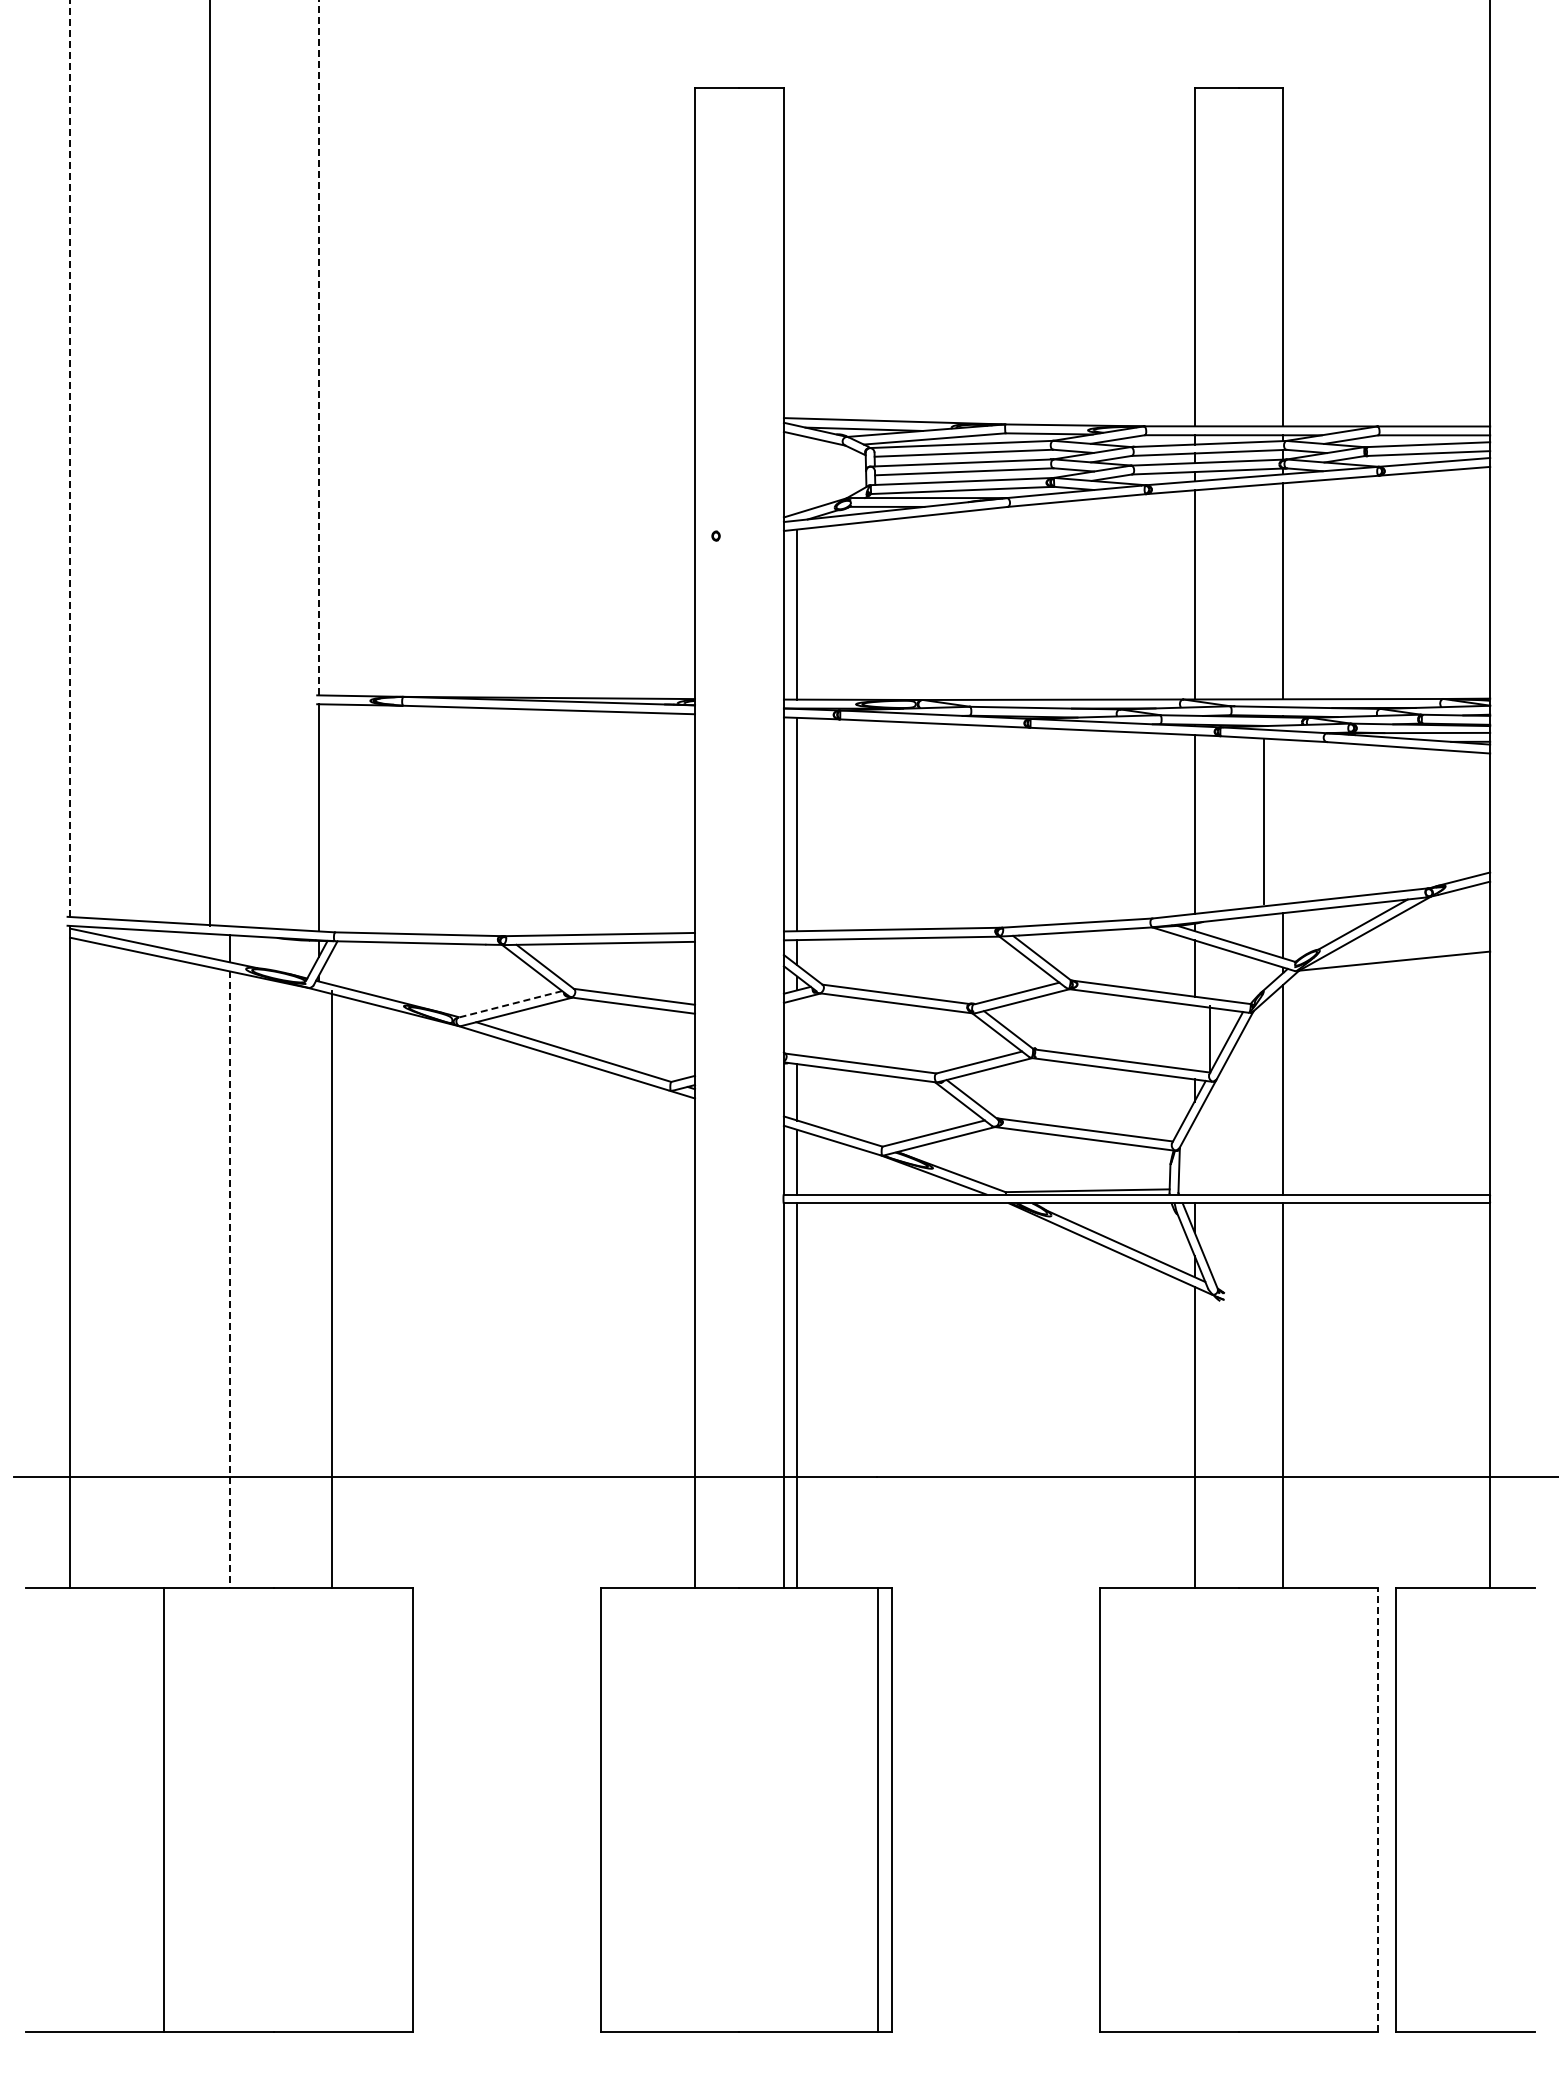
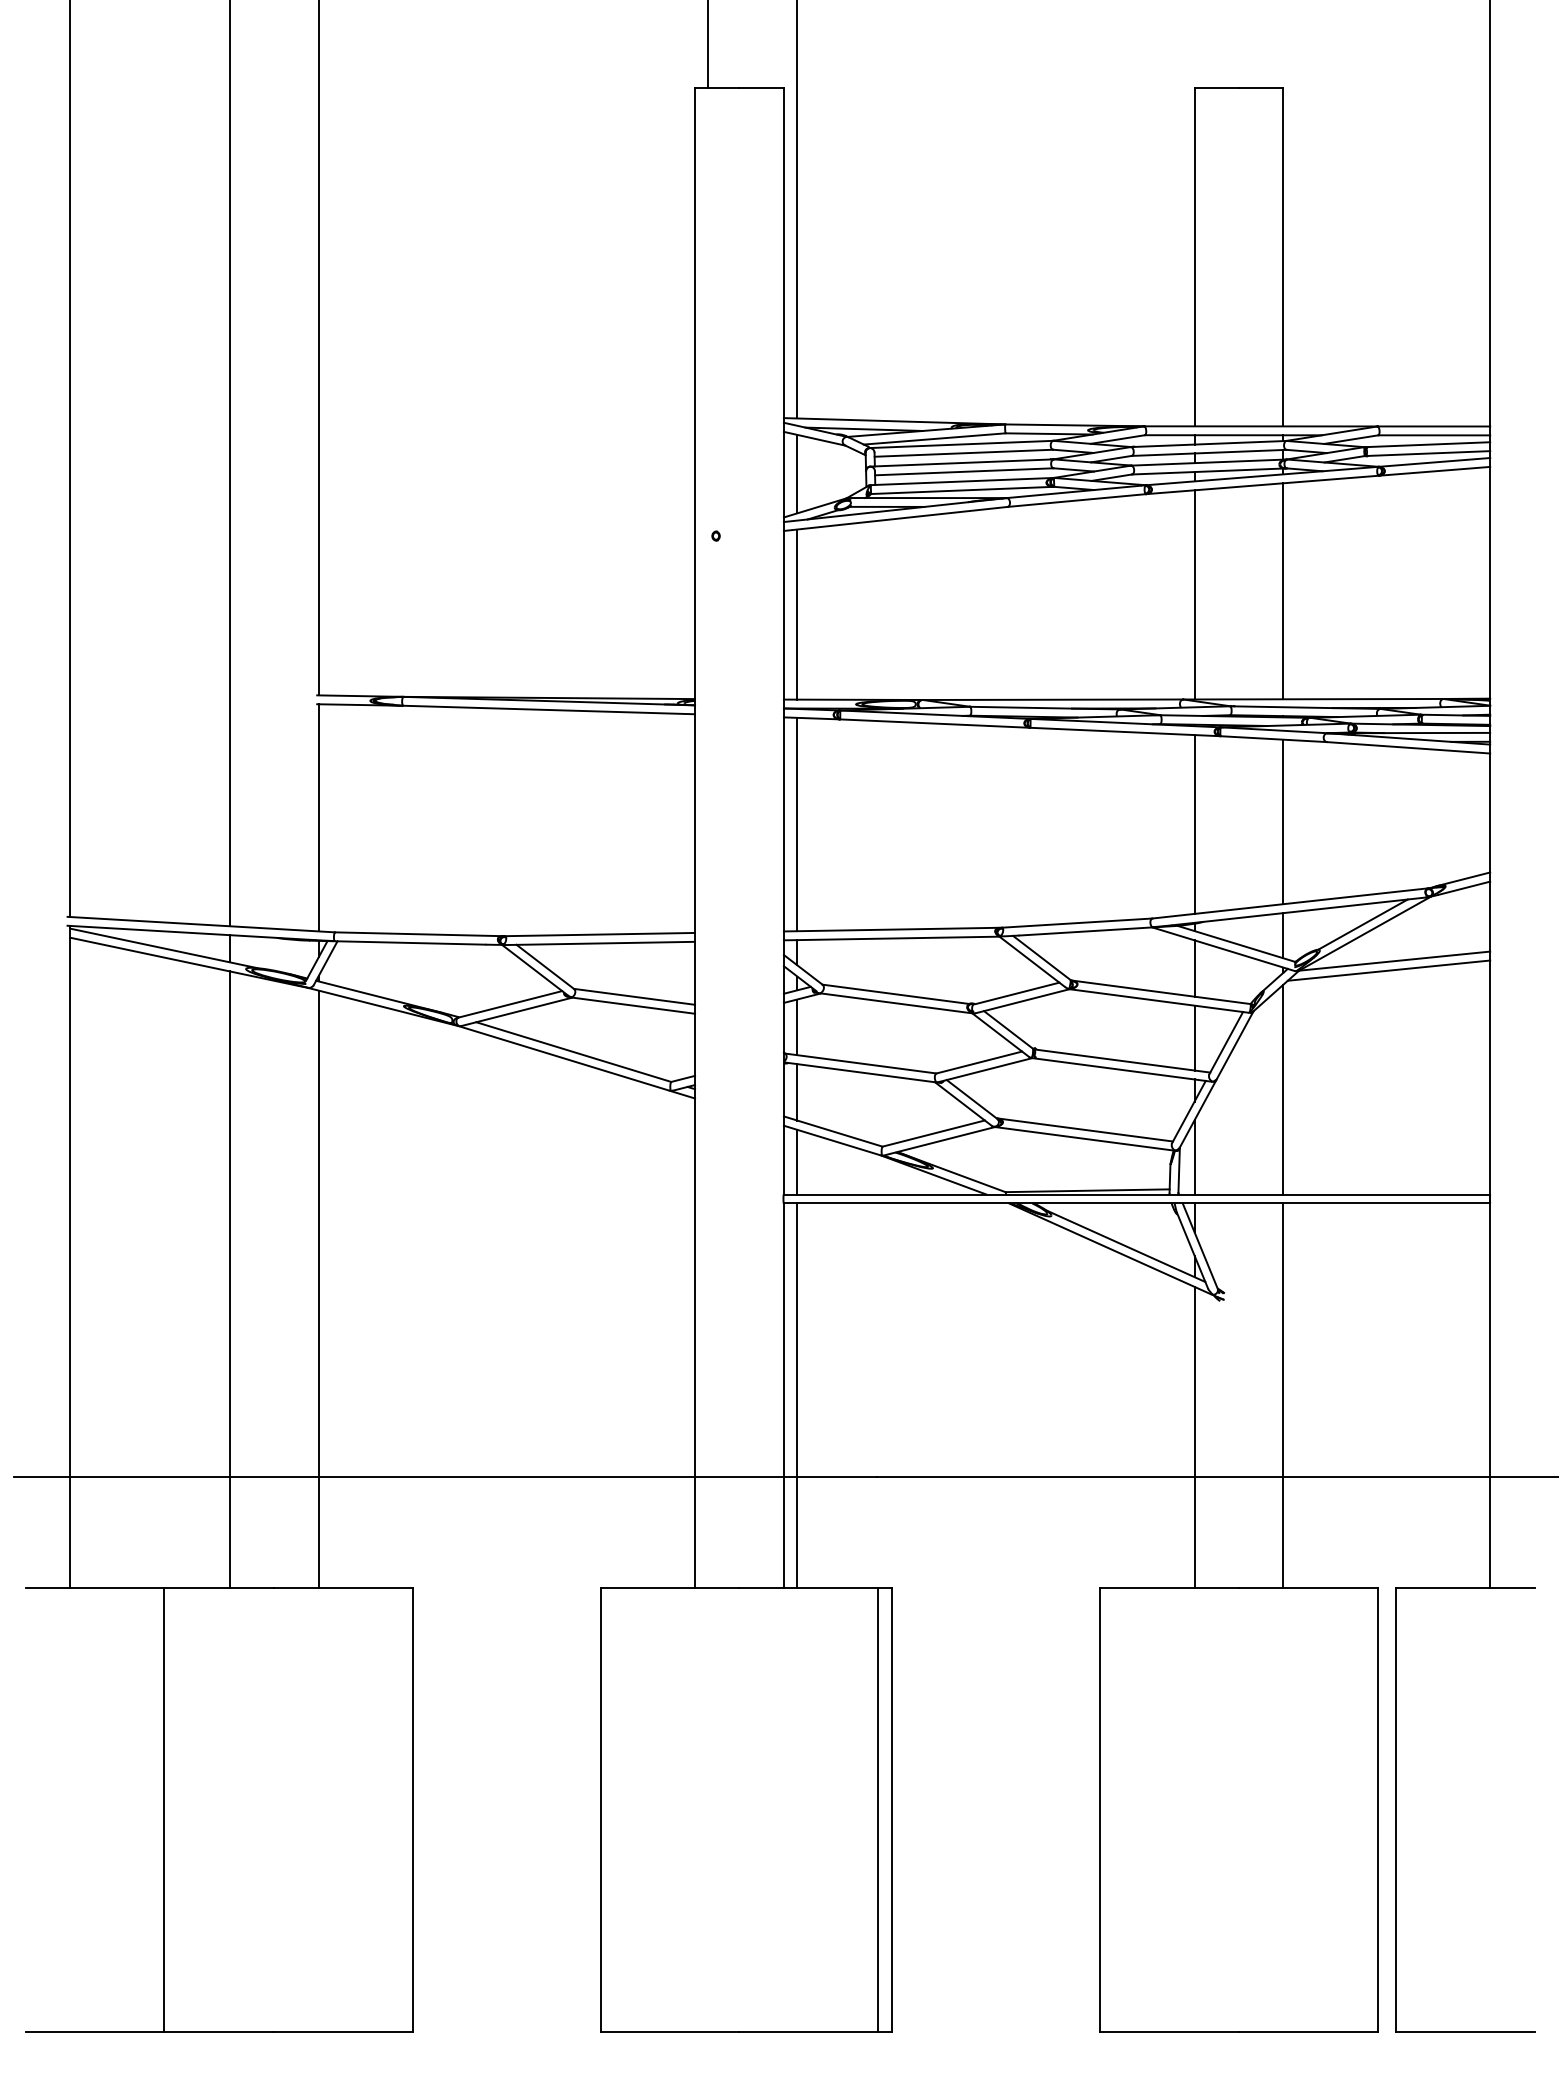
line: none -> present (708, 45)
line: none -> present (797, 210)
line: dashed -> solid (318, 347)
line: dashed -> solid (70, 458)
line position: (209, 464) -> (229, 464) (229, 464)
line: none -> present (797, 473)
line position: (1264, 821) -> (1283, 821) (1283, 821)
line: none -> present (1388, 970)
line: dashed -> solid (510, 1004)
line: none -> present (797, 1027)
line position: (1209, 1037) -> (1194, 1037) (1194, 1037)
line: none -> present (1194, 1157)
line: dashed -> solid (229, 1280)
line position: (331, 1288) -> (318, 1288) (318, 1288)
line: dashed -> solid (1377, 1809)
